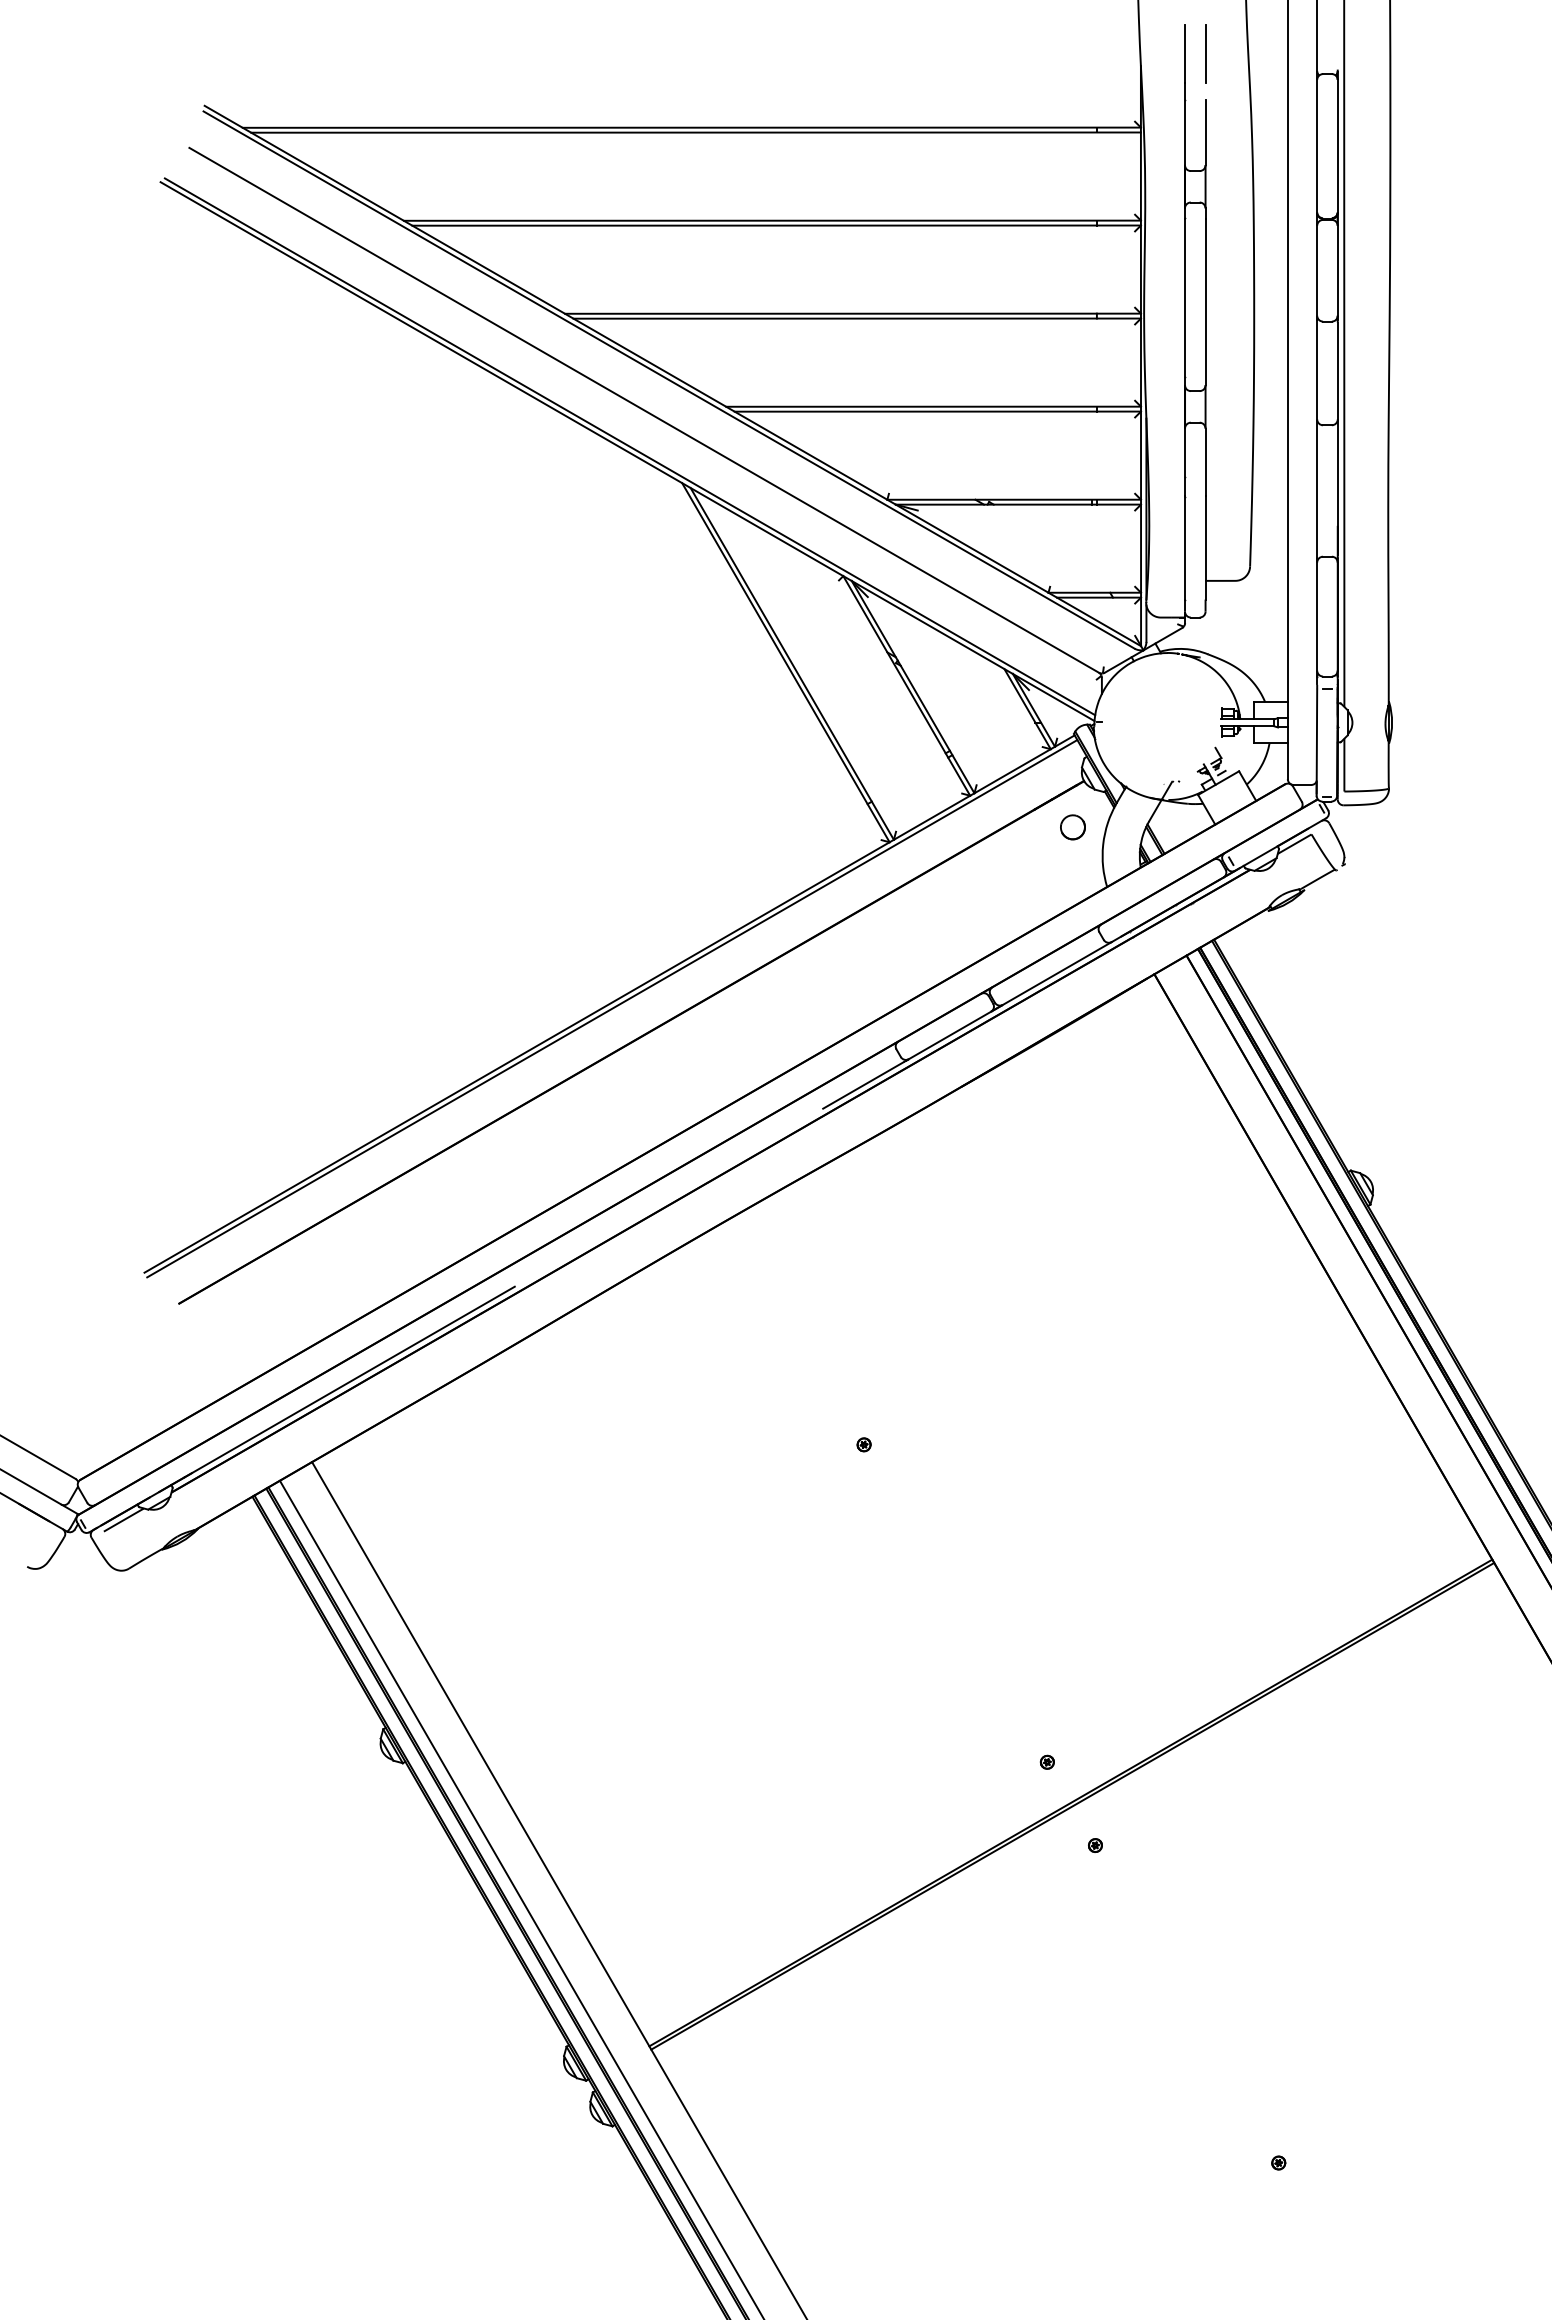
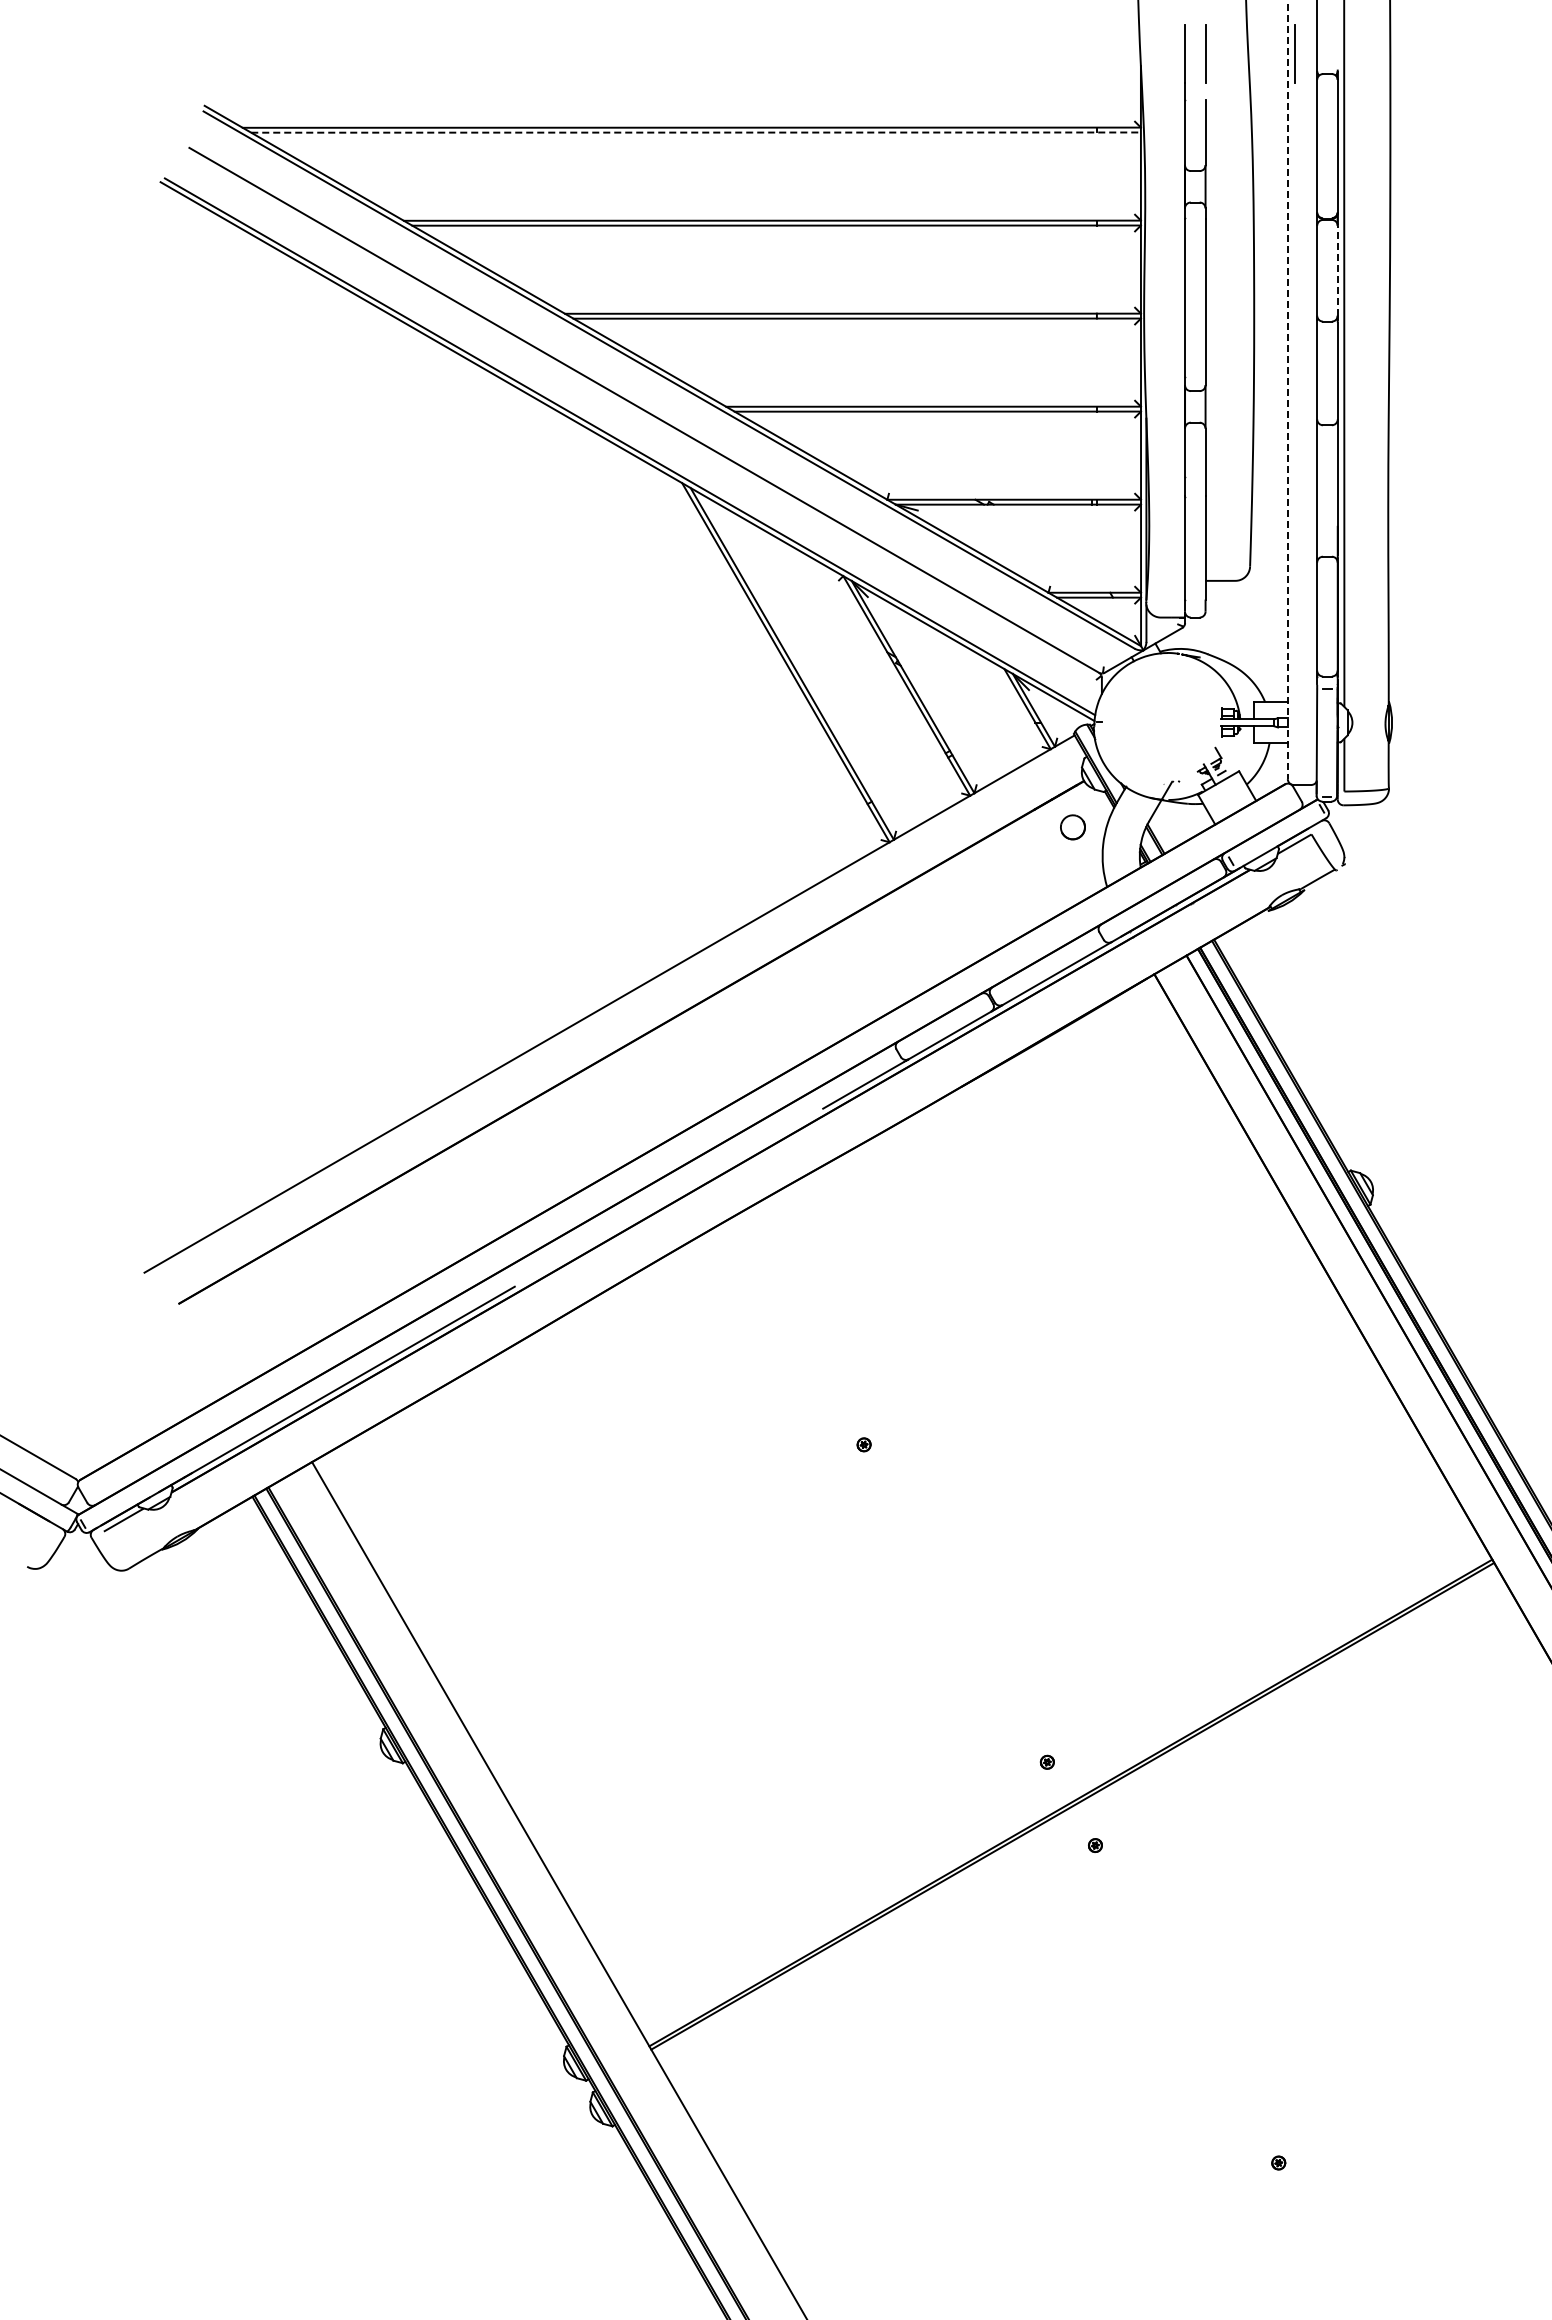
line: none -> present (1294, 53)
line: solid -> dashed (696, 132)
line: solid -> dashed (1337, 270)
line: solid -> dashed (1287, 390)
line: present -> none (612, 1008)
line: present -> none (520, 1898)
